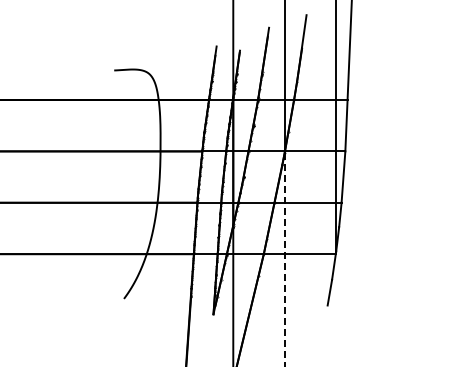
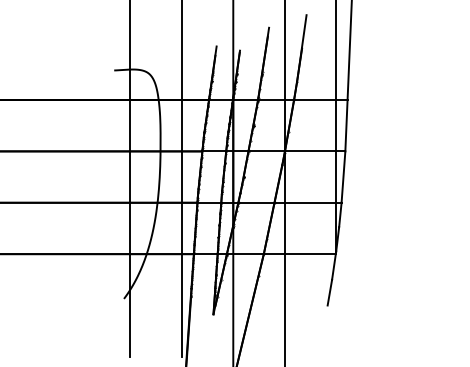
line: none -> present (130, 179)
line: none -> present (181, 179)
line: dashed -> solid (284, 259)
